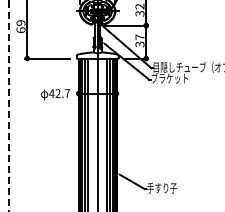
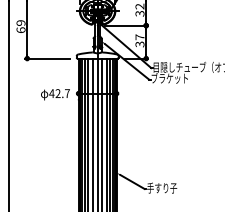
line: dashed -> solid (8, 106)
line: none -> present (92, 133)
line: none -> present (102, 133)
